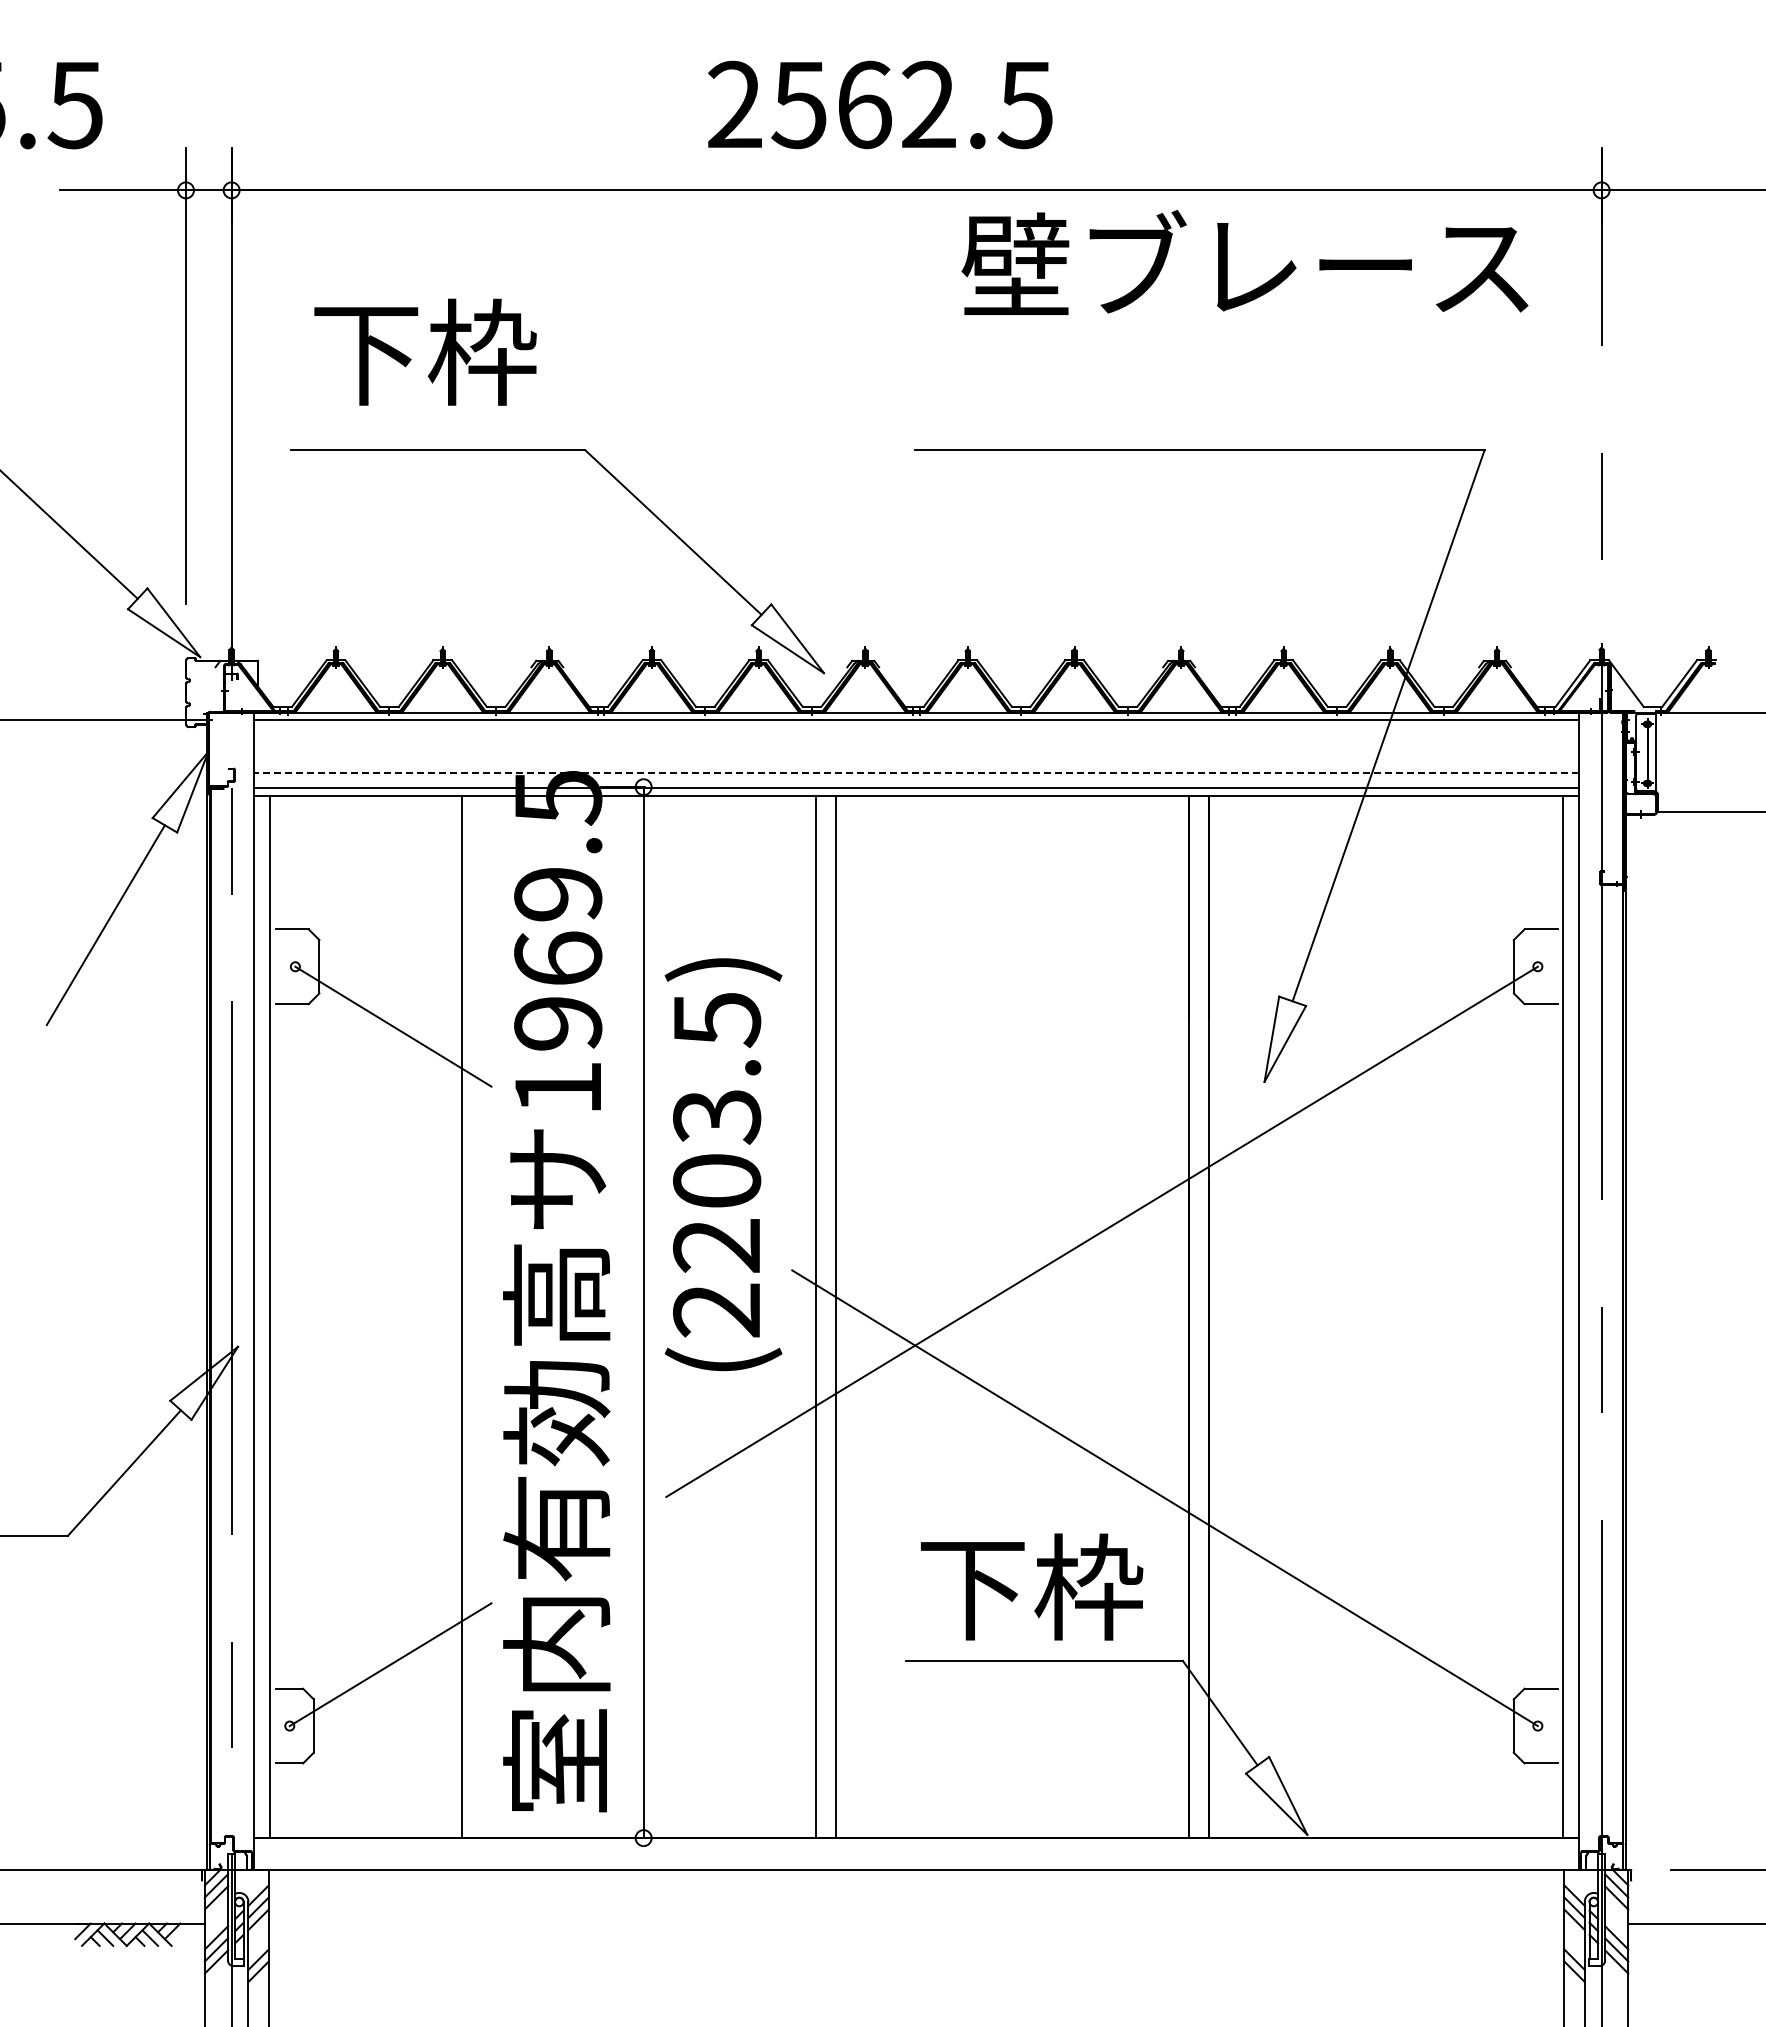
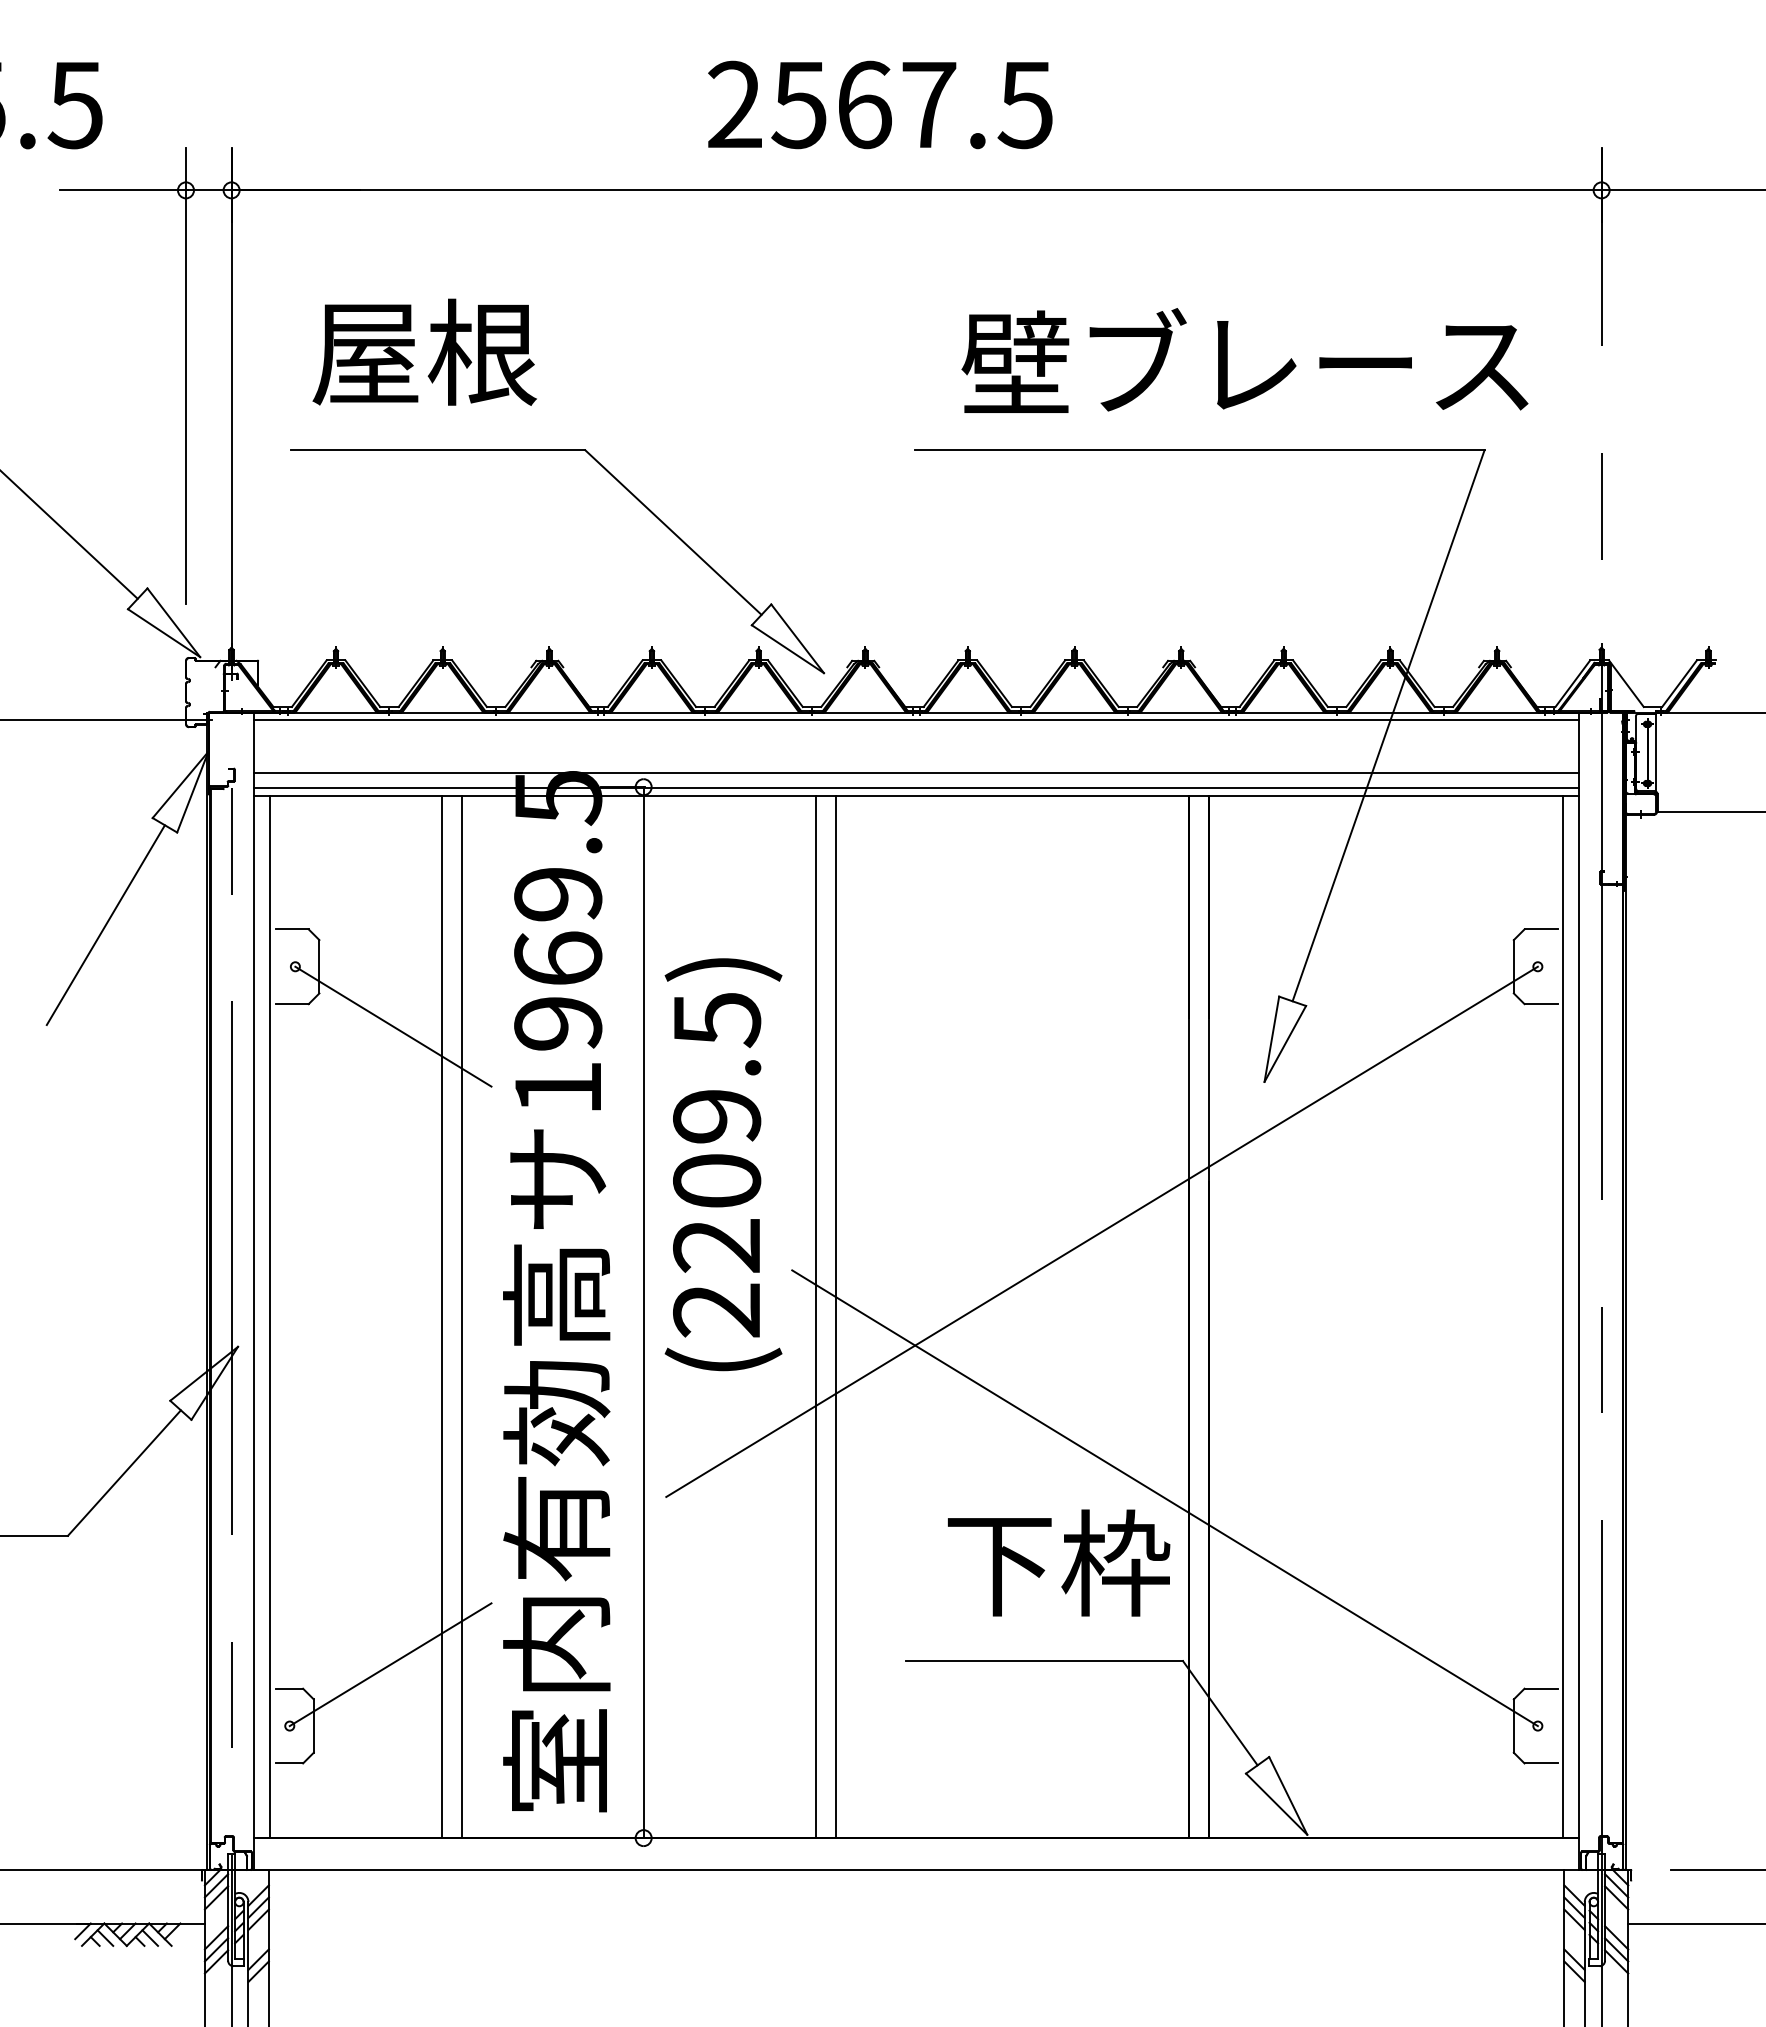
text: 2562.5 -> 2567.5 (929, 103)
text position: (1244, 262) -> (1244, 360) (1244, 360)
text: 下枠 -> 屋根 (424, 351)
line: dashed -> solid (916, 773)
text: (2203.5) -> (2209.5) (717, 1117)
line: none -> present (442, 1316)
text position: (1032, 1586) -> (1059, 1562) (1059, 1562)
